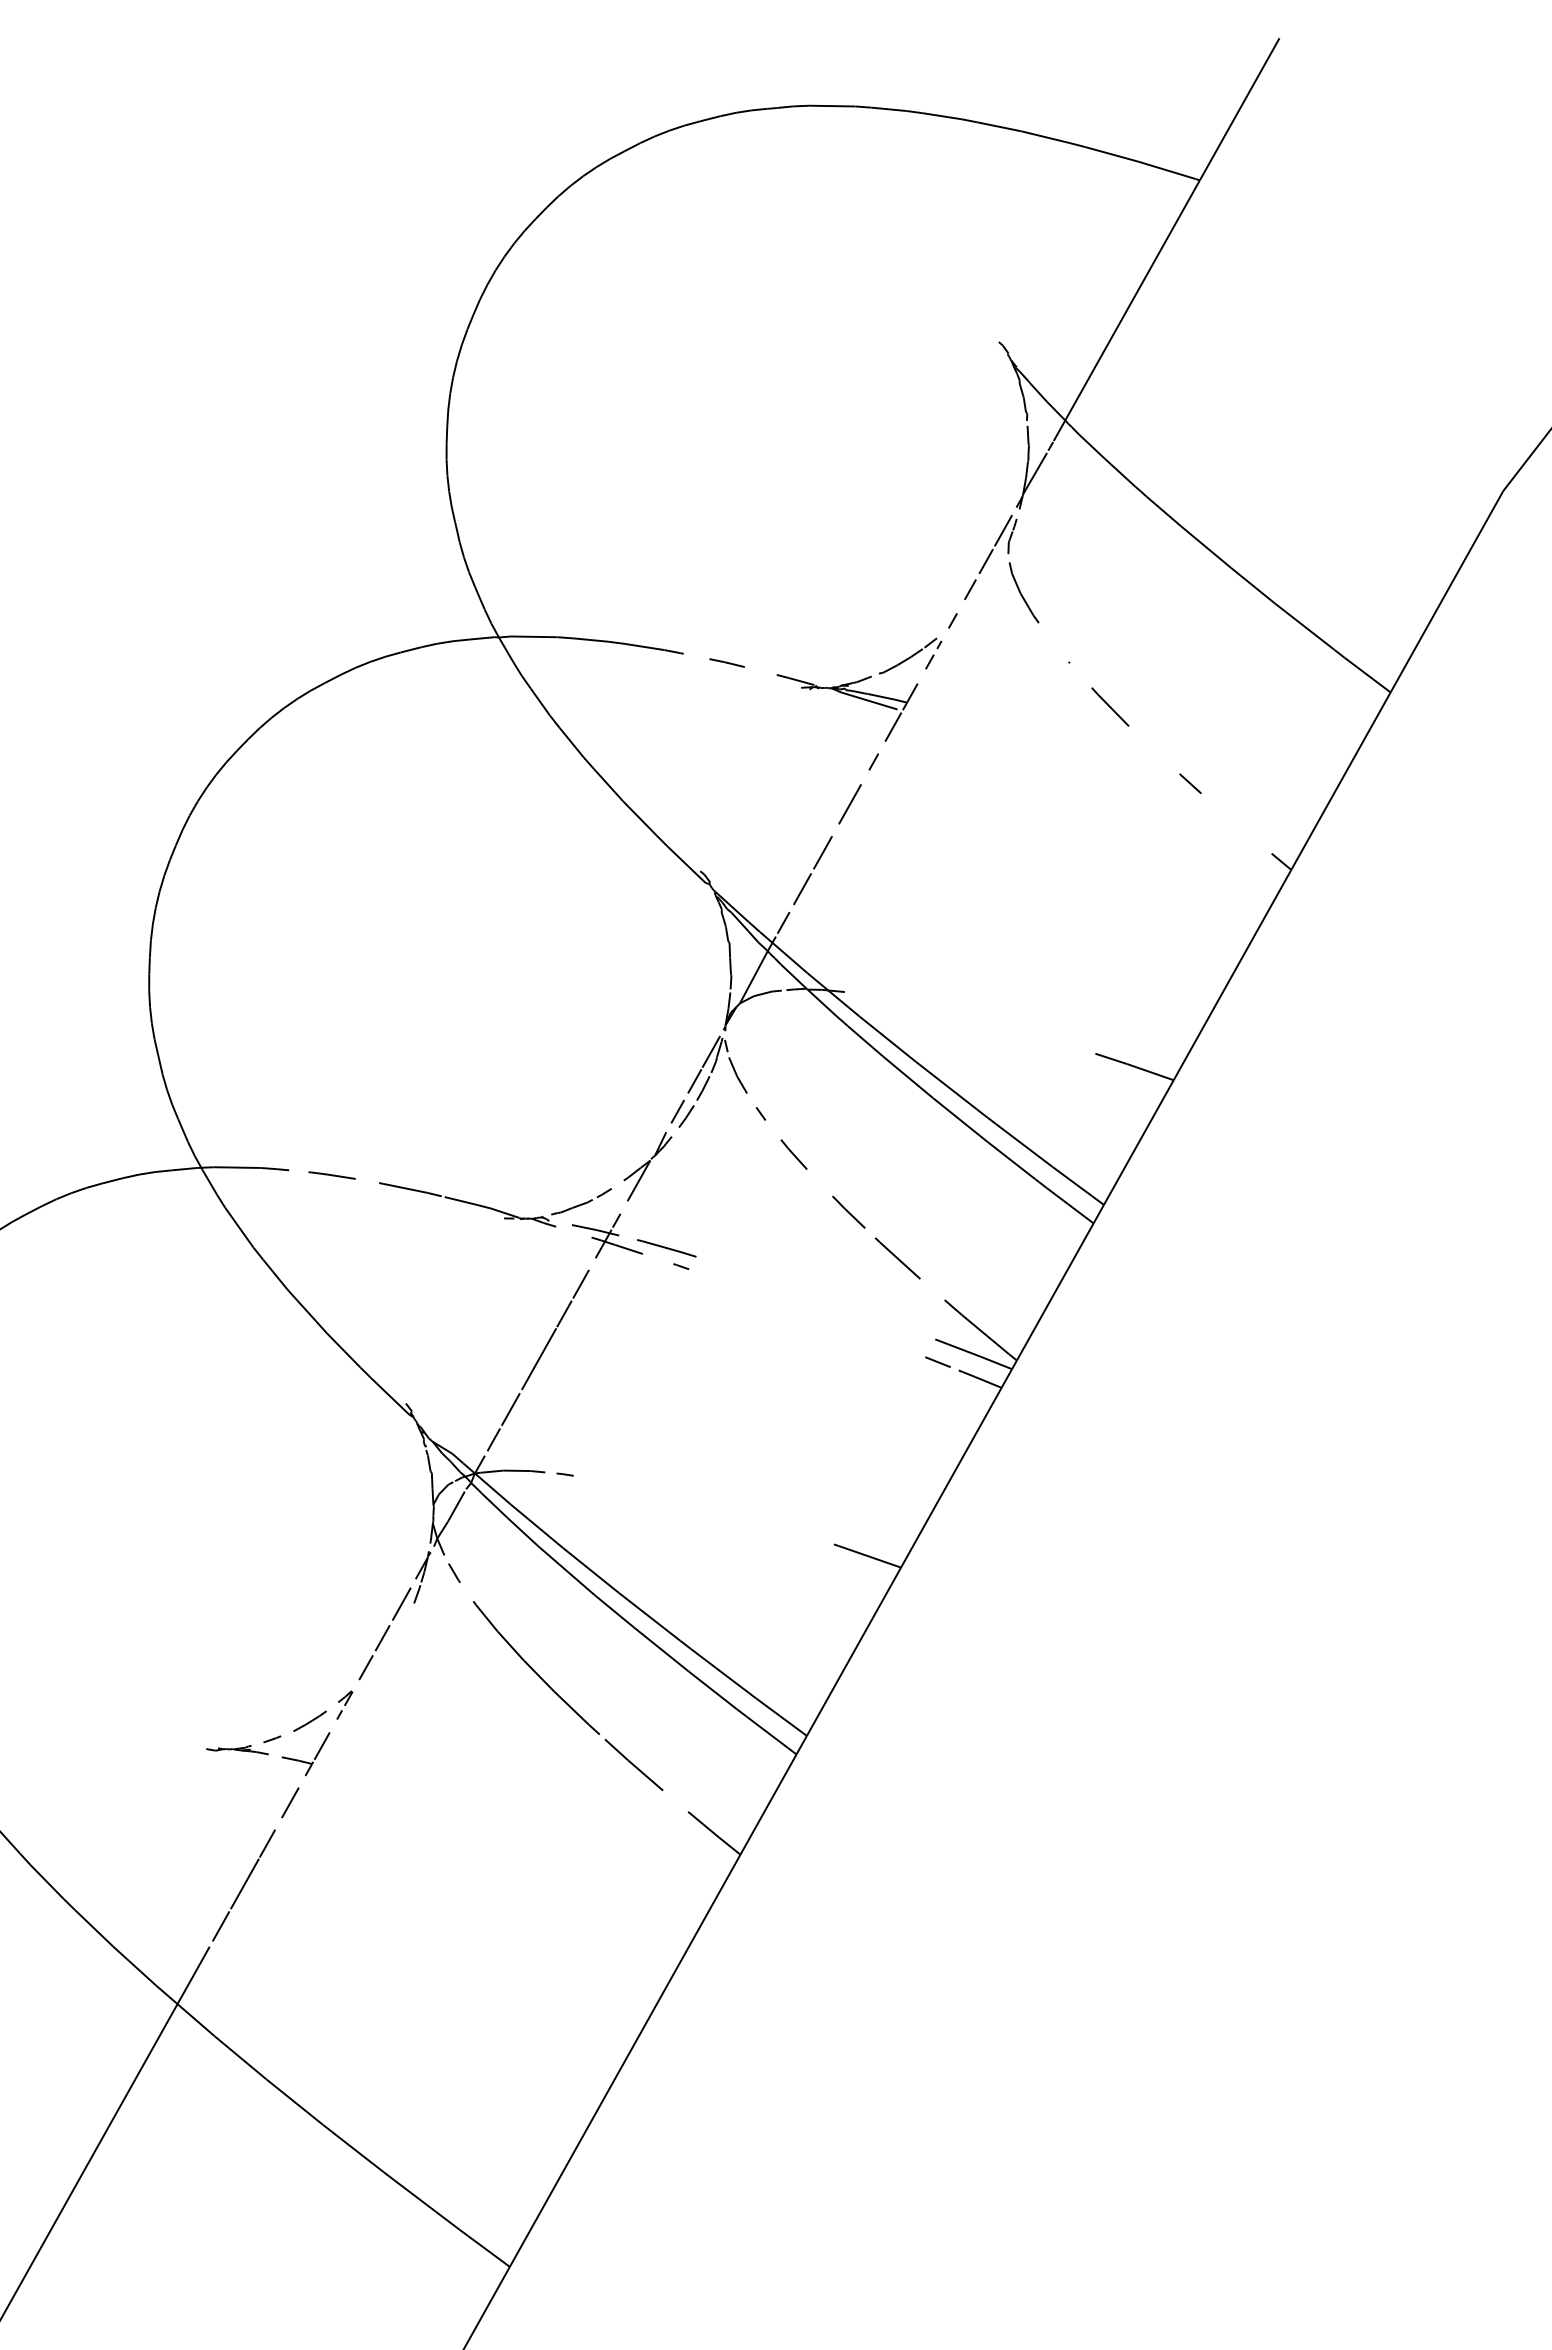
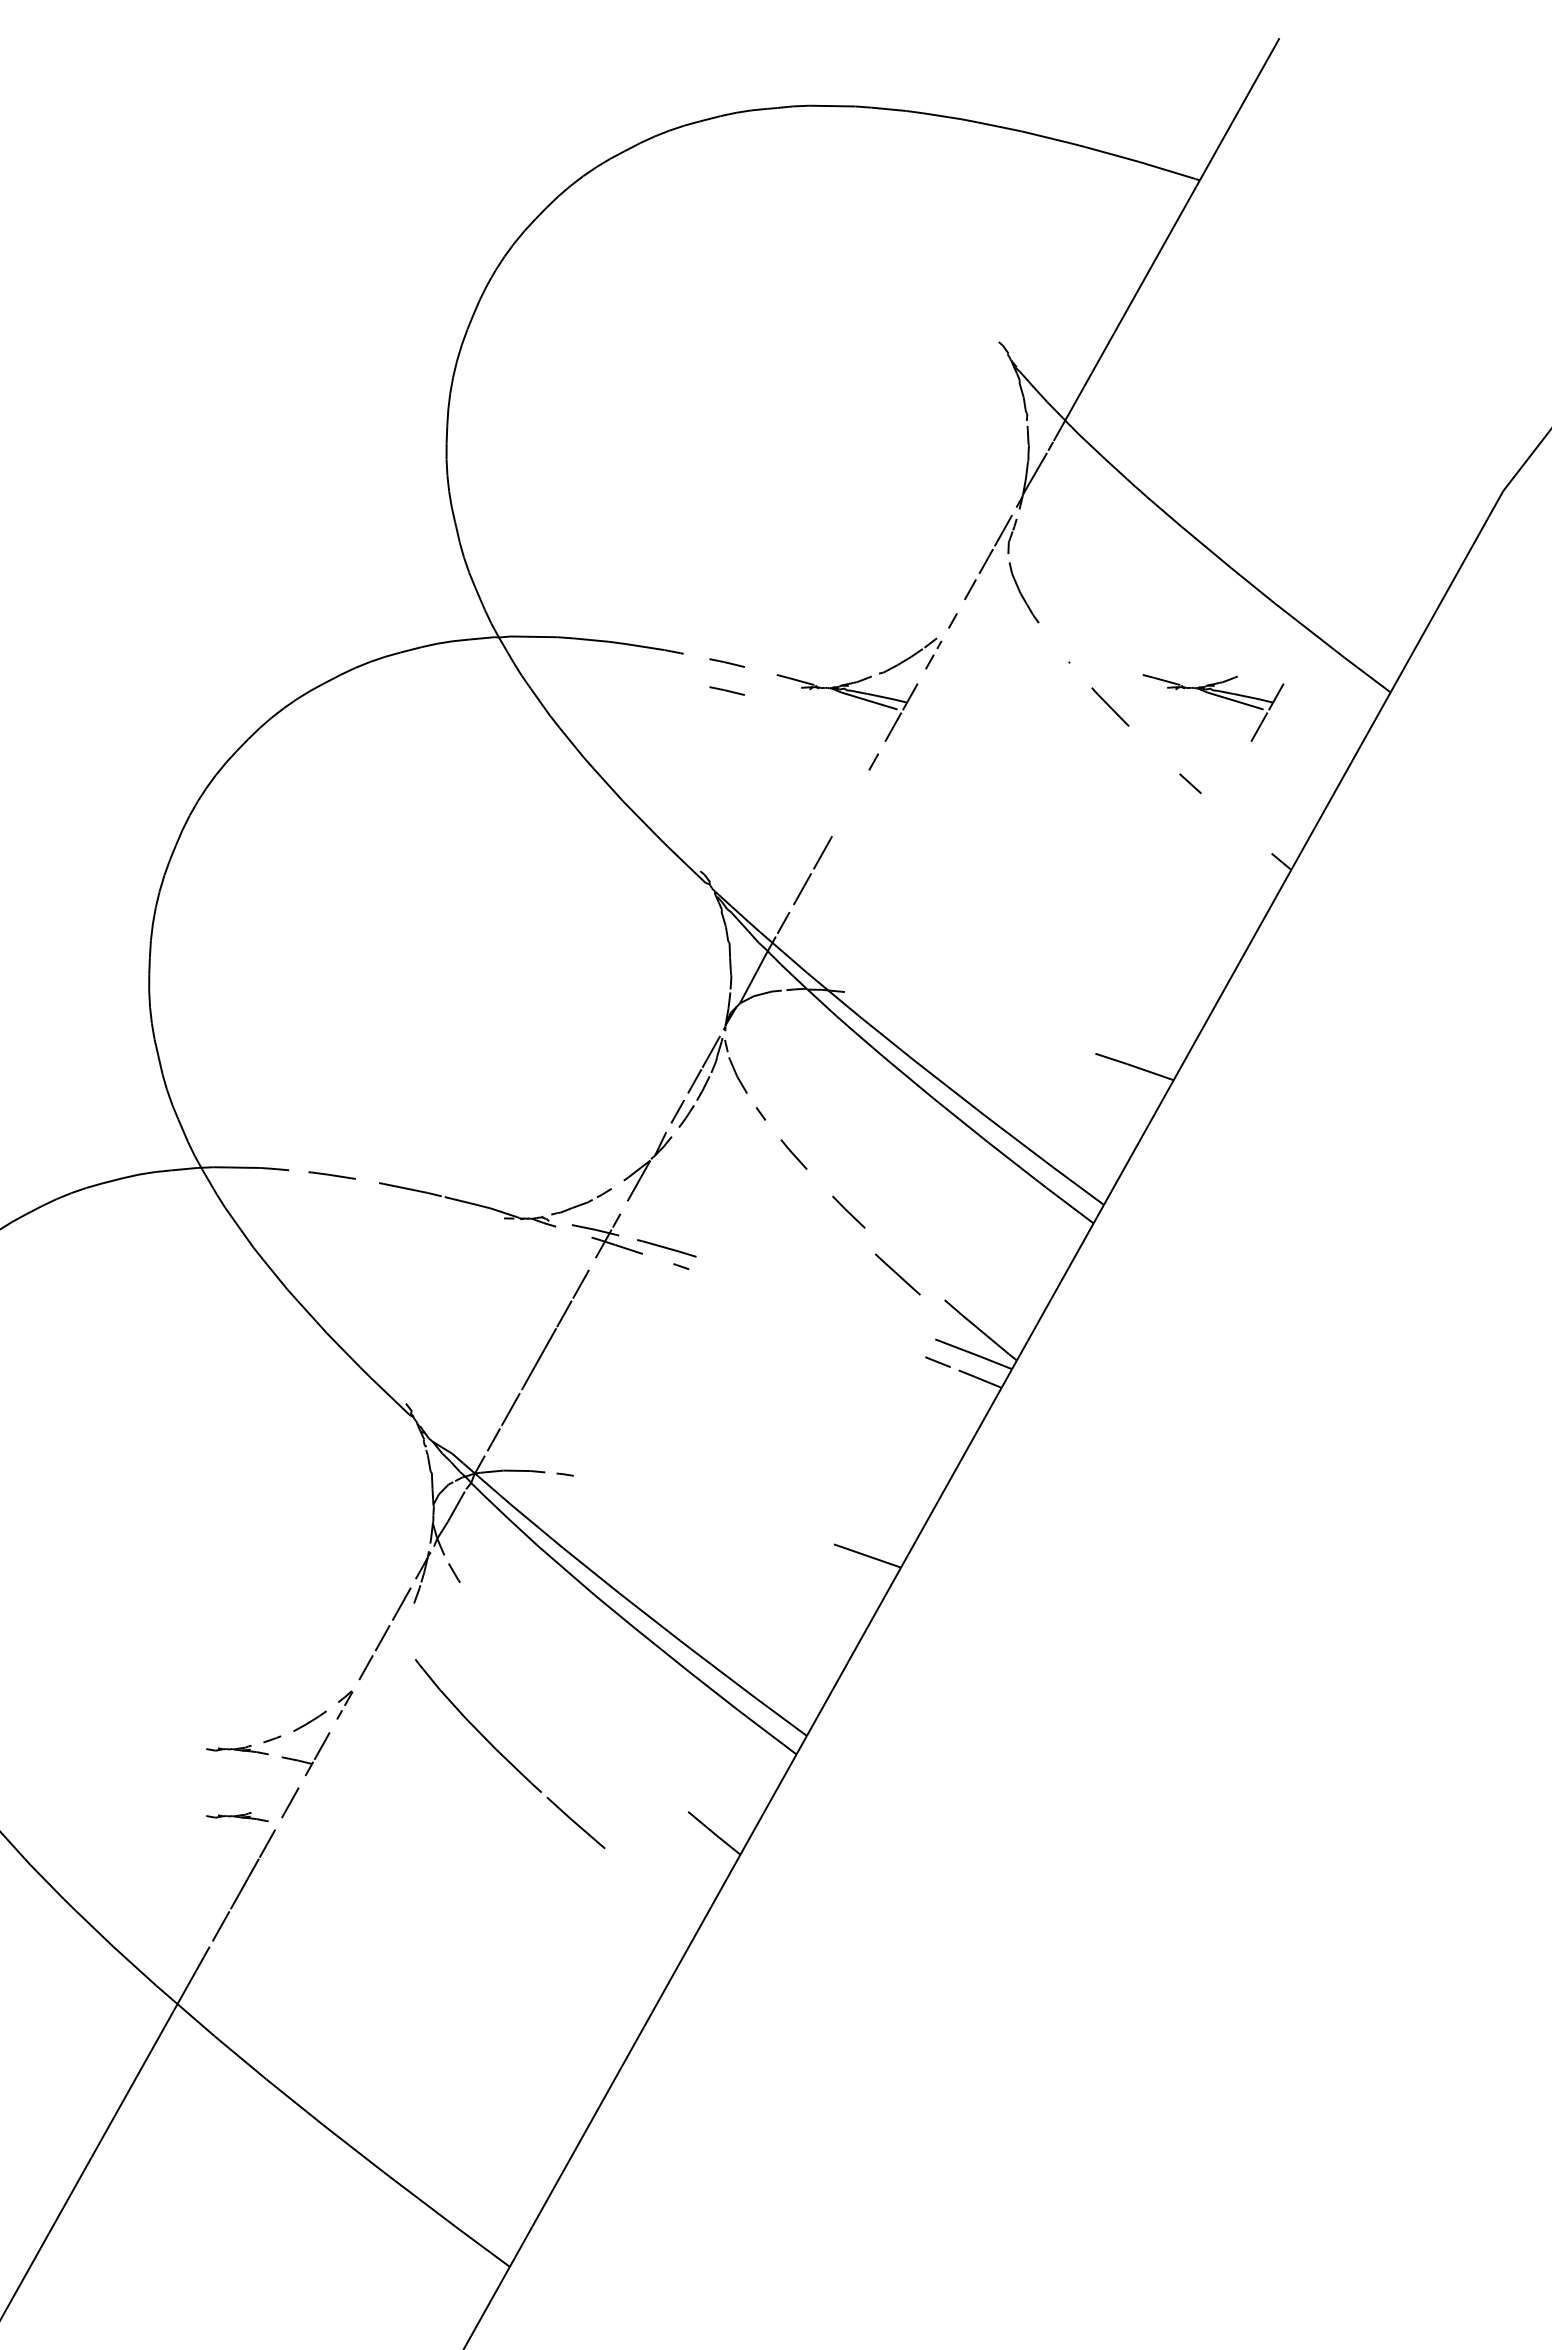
line: none -> present (726, 690)
part: none -> present (1216, 696)
line: present -> none (849, 804)
line position: (897, 1258) -> (897, 1274) (897, 1274)
part position: (568, 1696) -> (510, 1754) (510, 1754)
part: none -> present (237, 1817)
